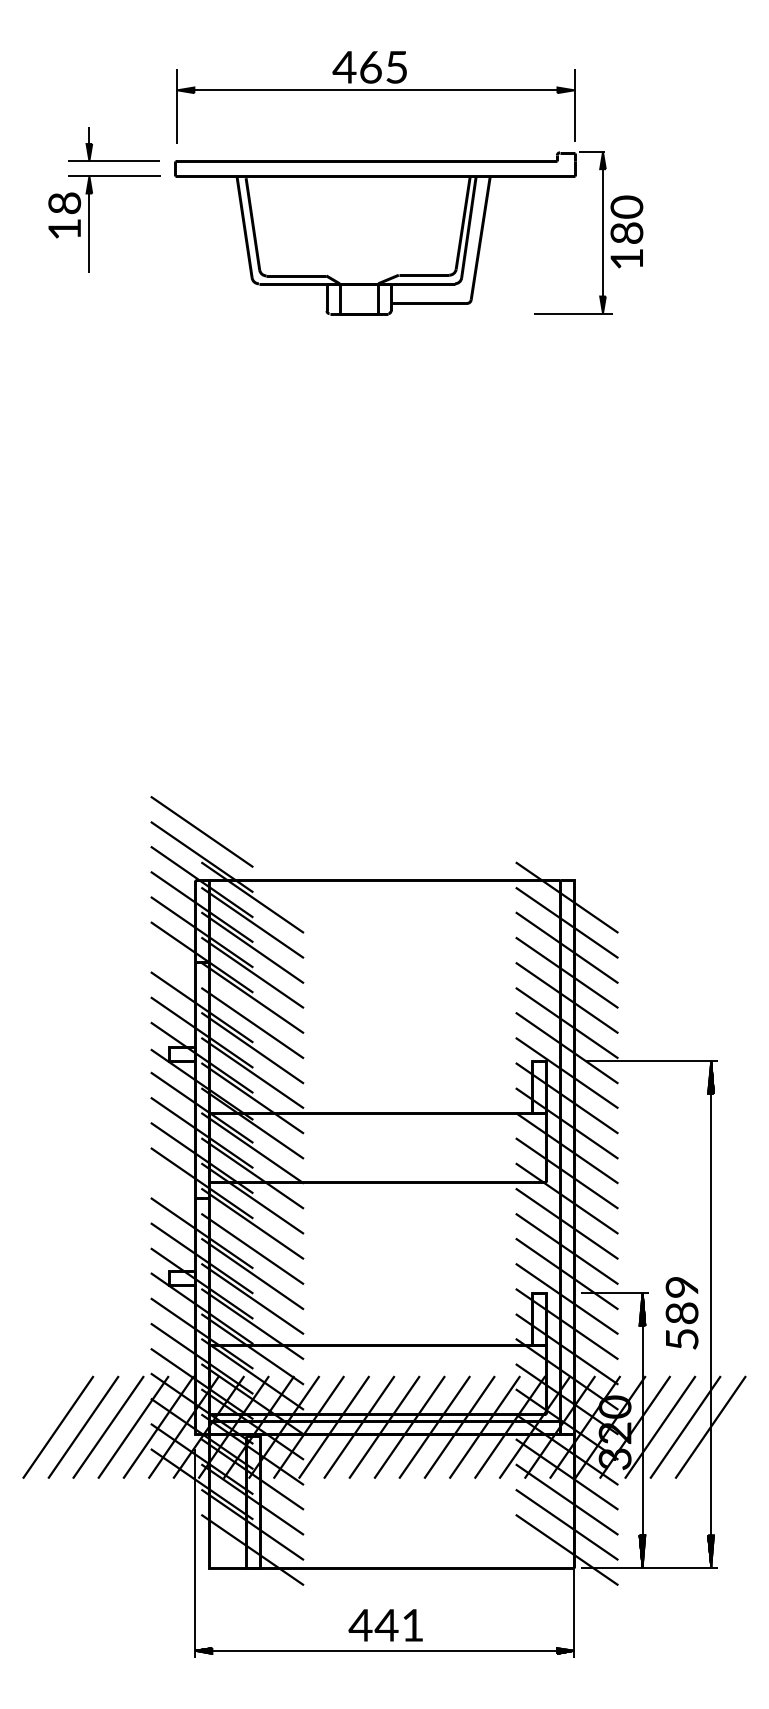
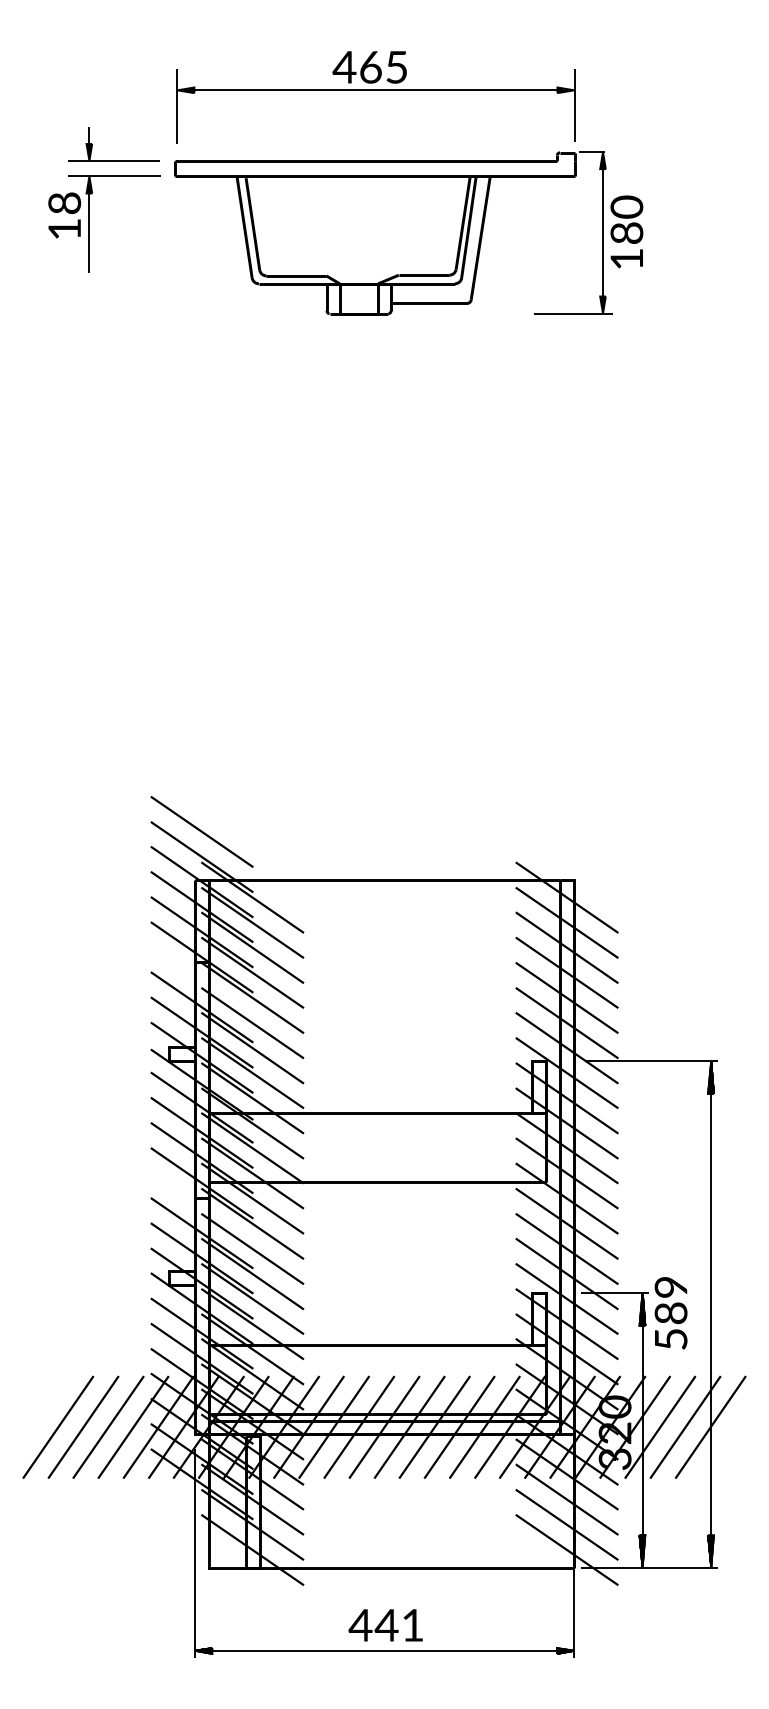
text position: (681, 1313) -> (670, 1313) (670, 1313)
